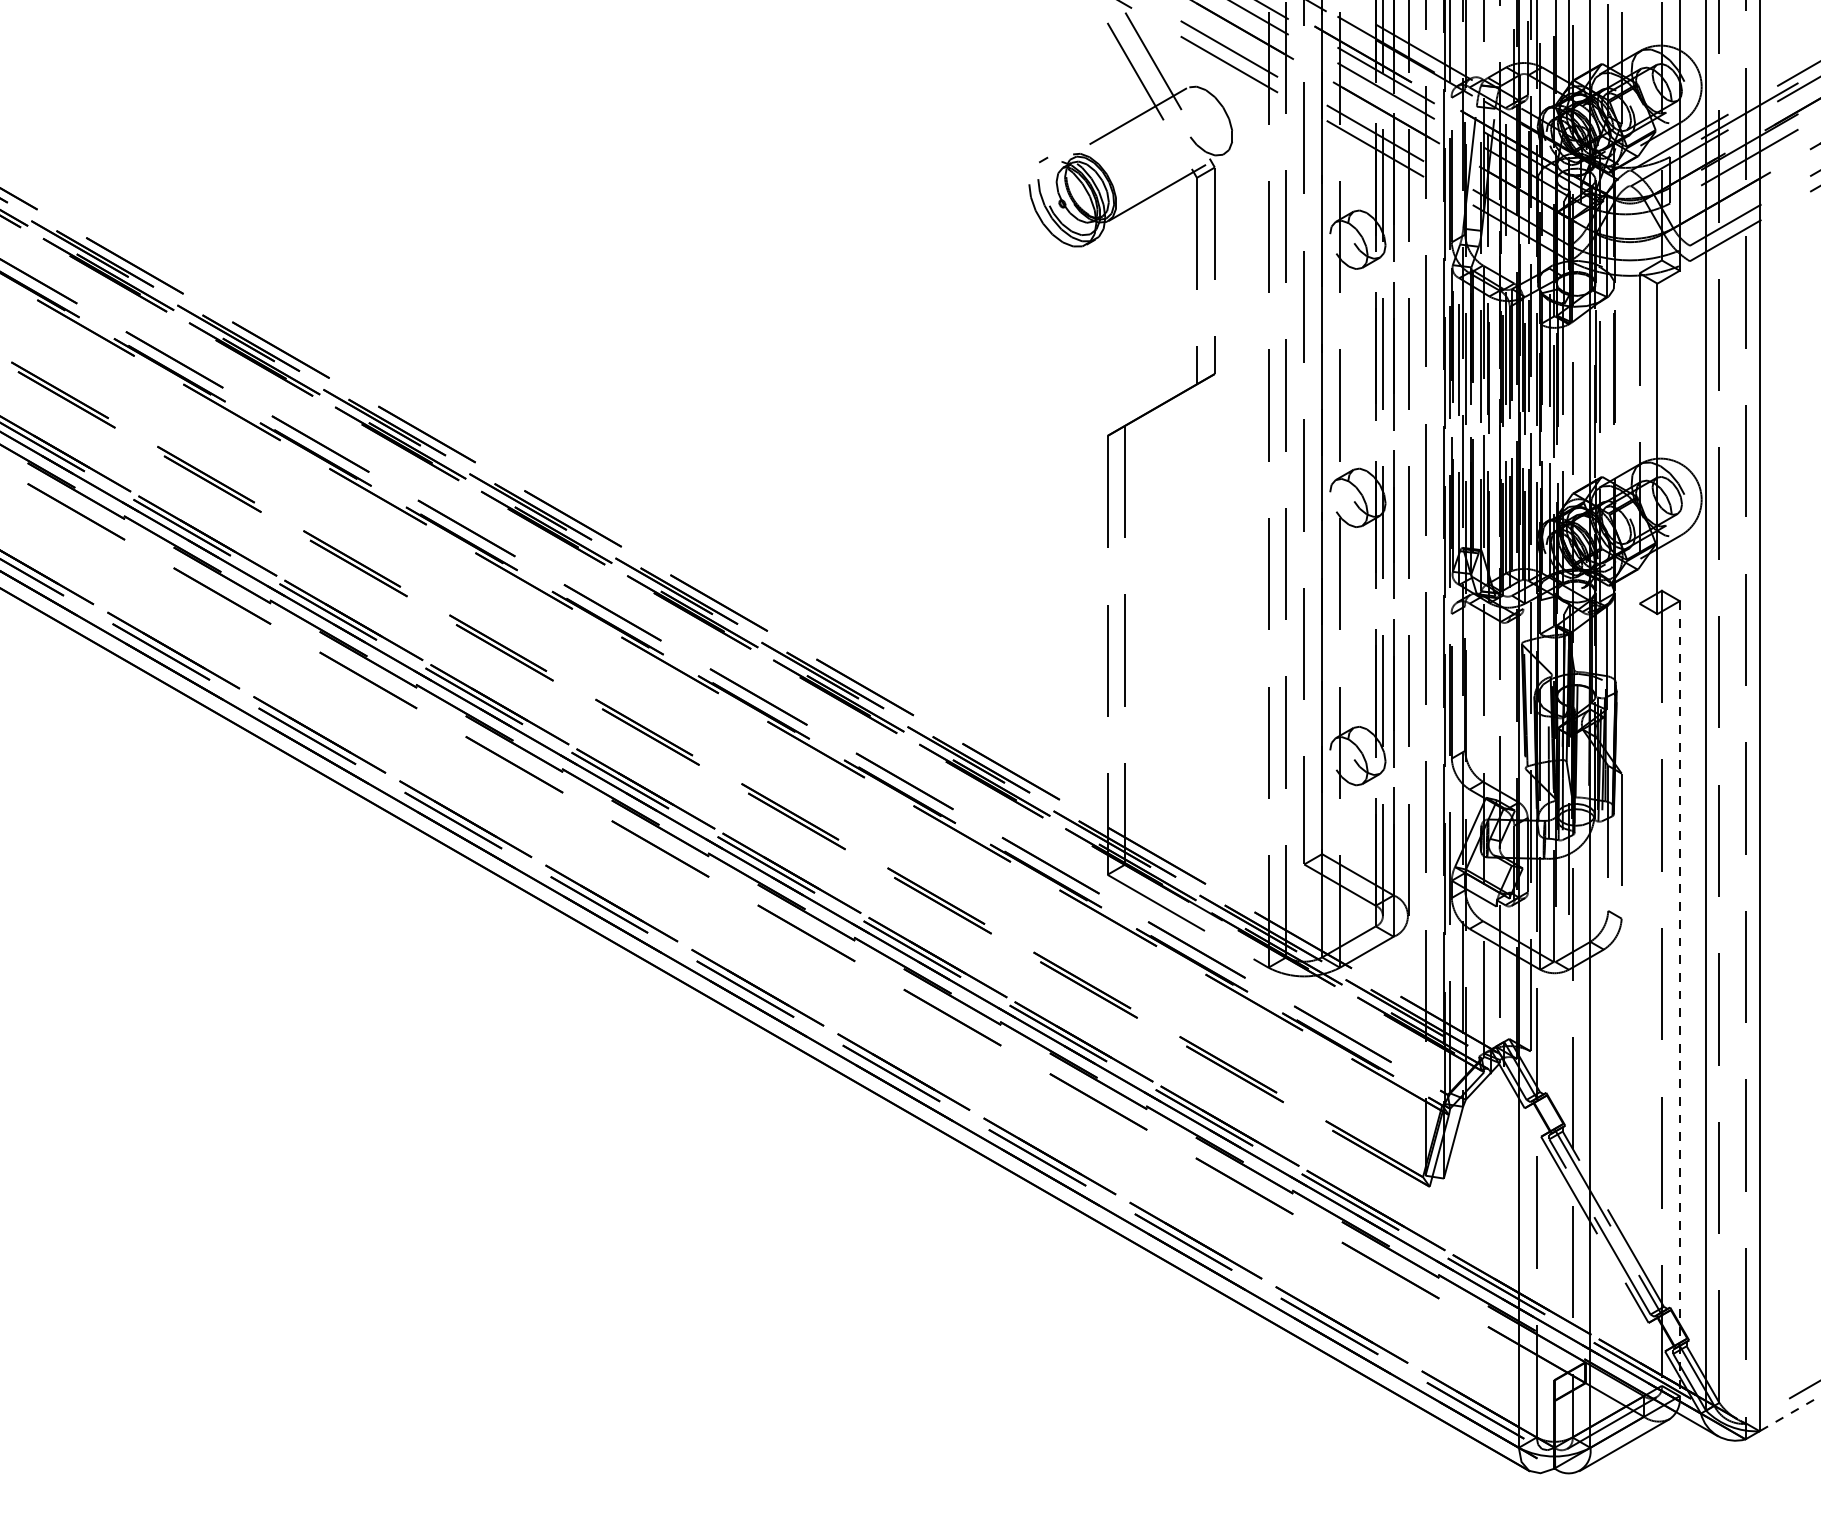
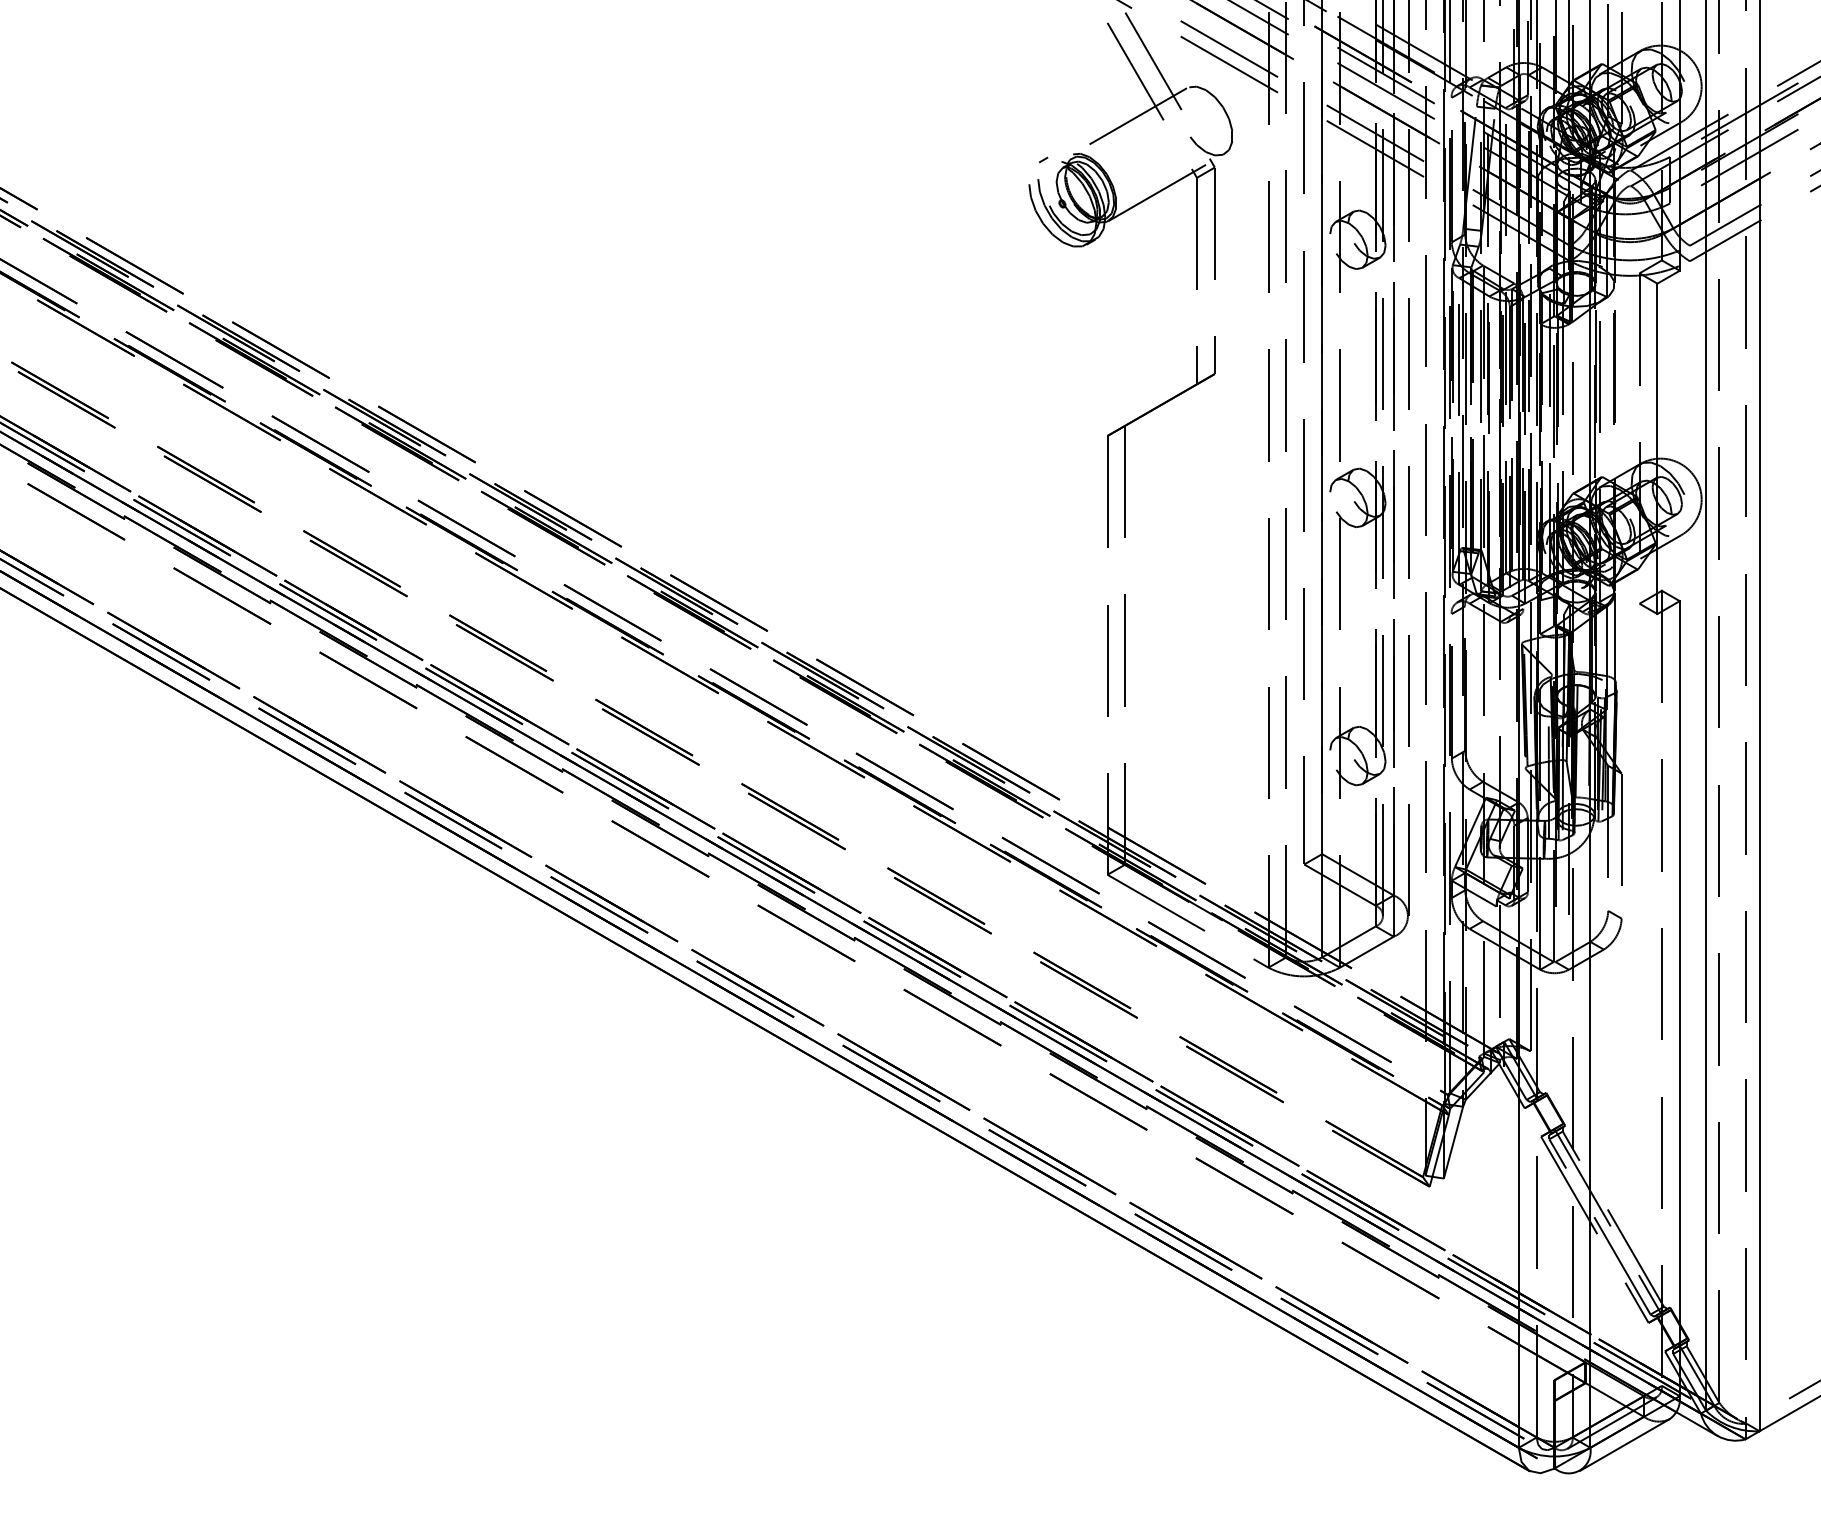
line: dashed -> solid (1679, 998)
line: dashed -> solid (1789, 1413)
